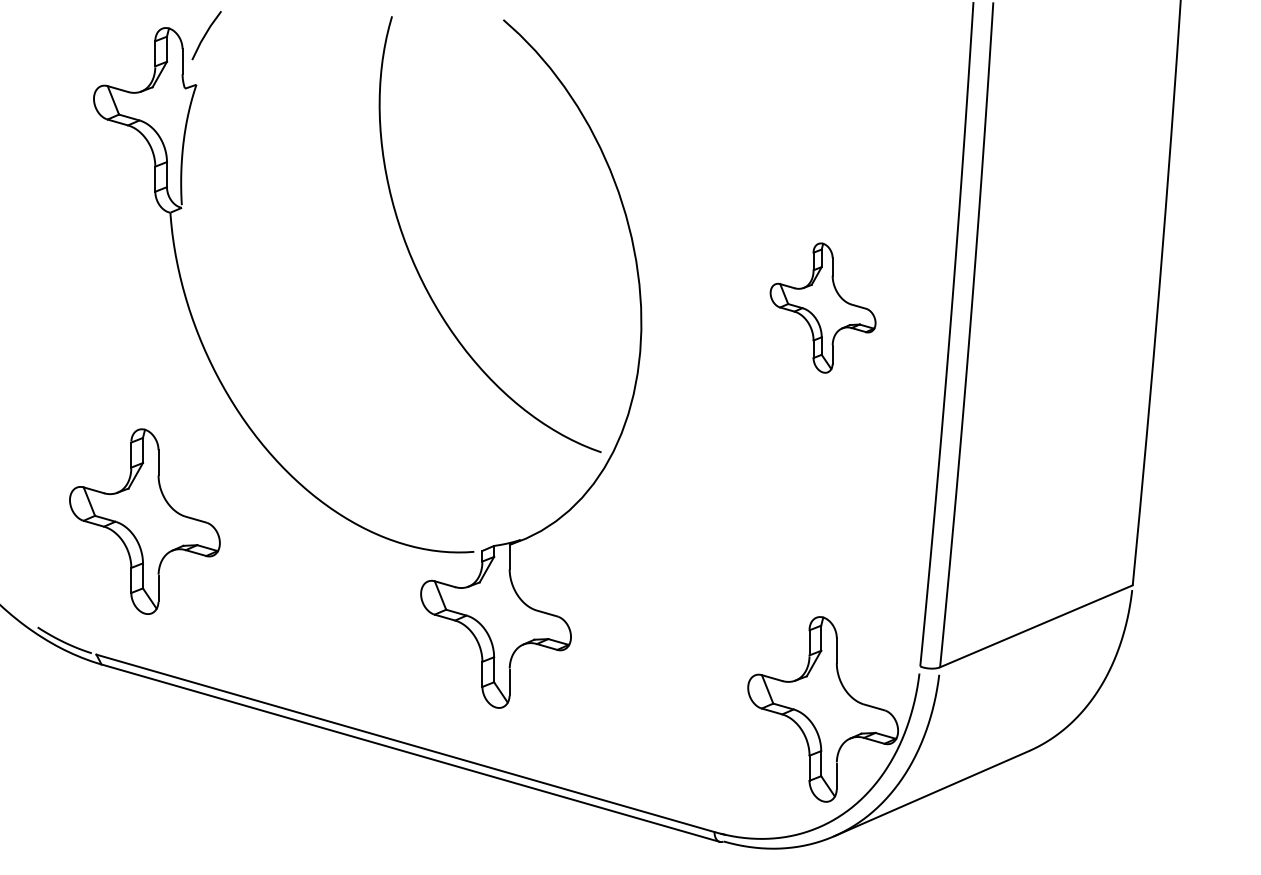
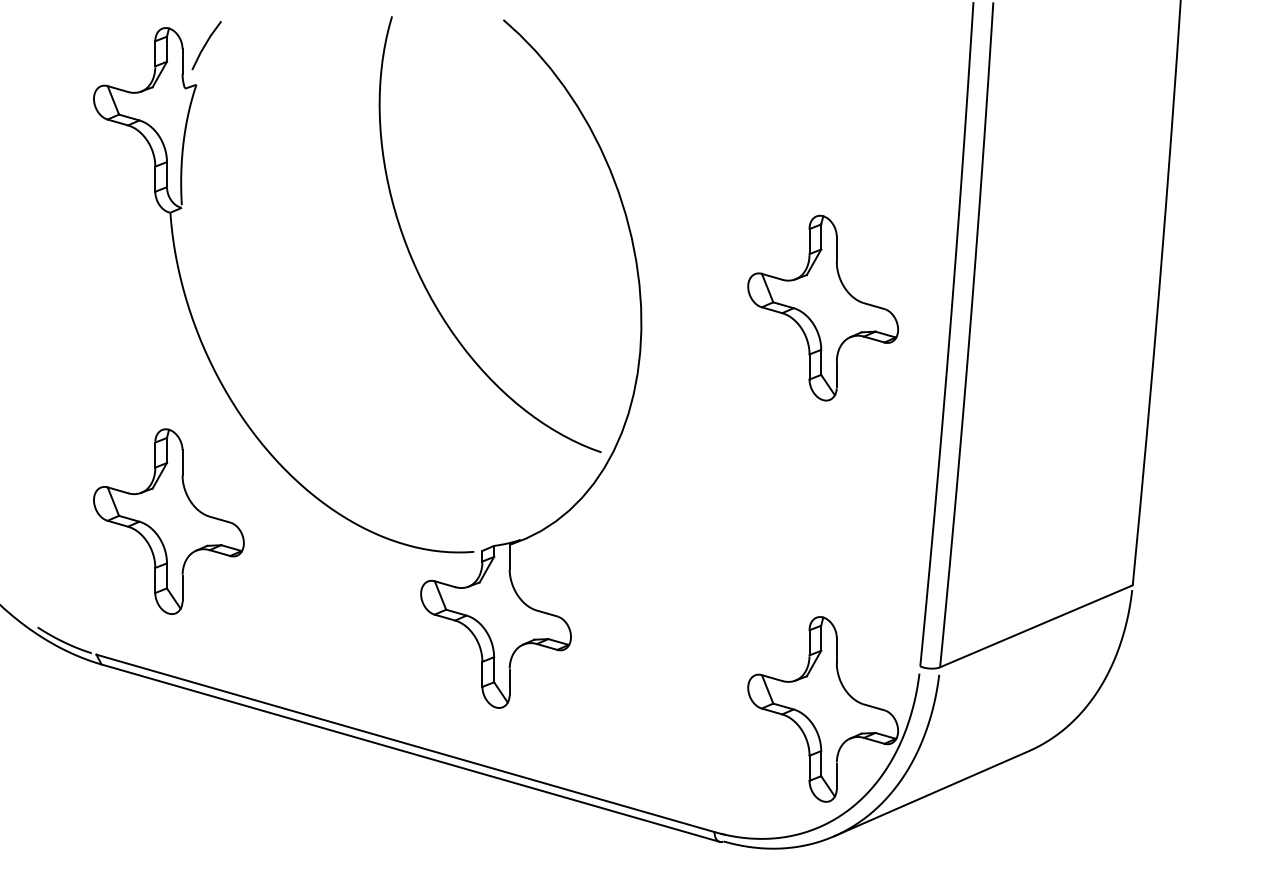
line position: (206, 34) -> (206, 44) (206, 44)
part size: 108x132 px -> 152x188 px (822, 307)
part position: (144, 521) -> (168, 521) (168, 521)
